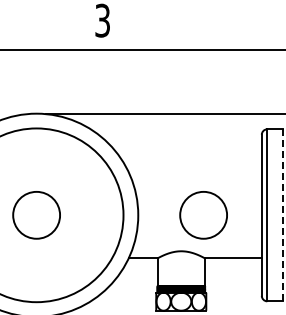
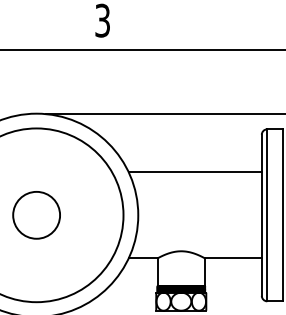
line: none -> present (194, 172)
circle: present -> none (203, 215)
line: dashed -> solid (282, 215)
